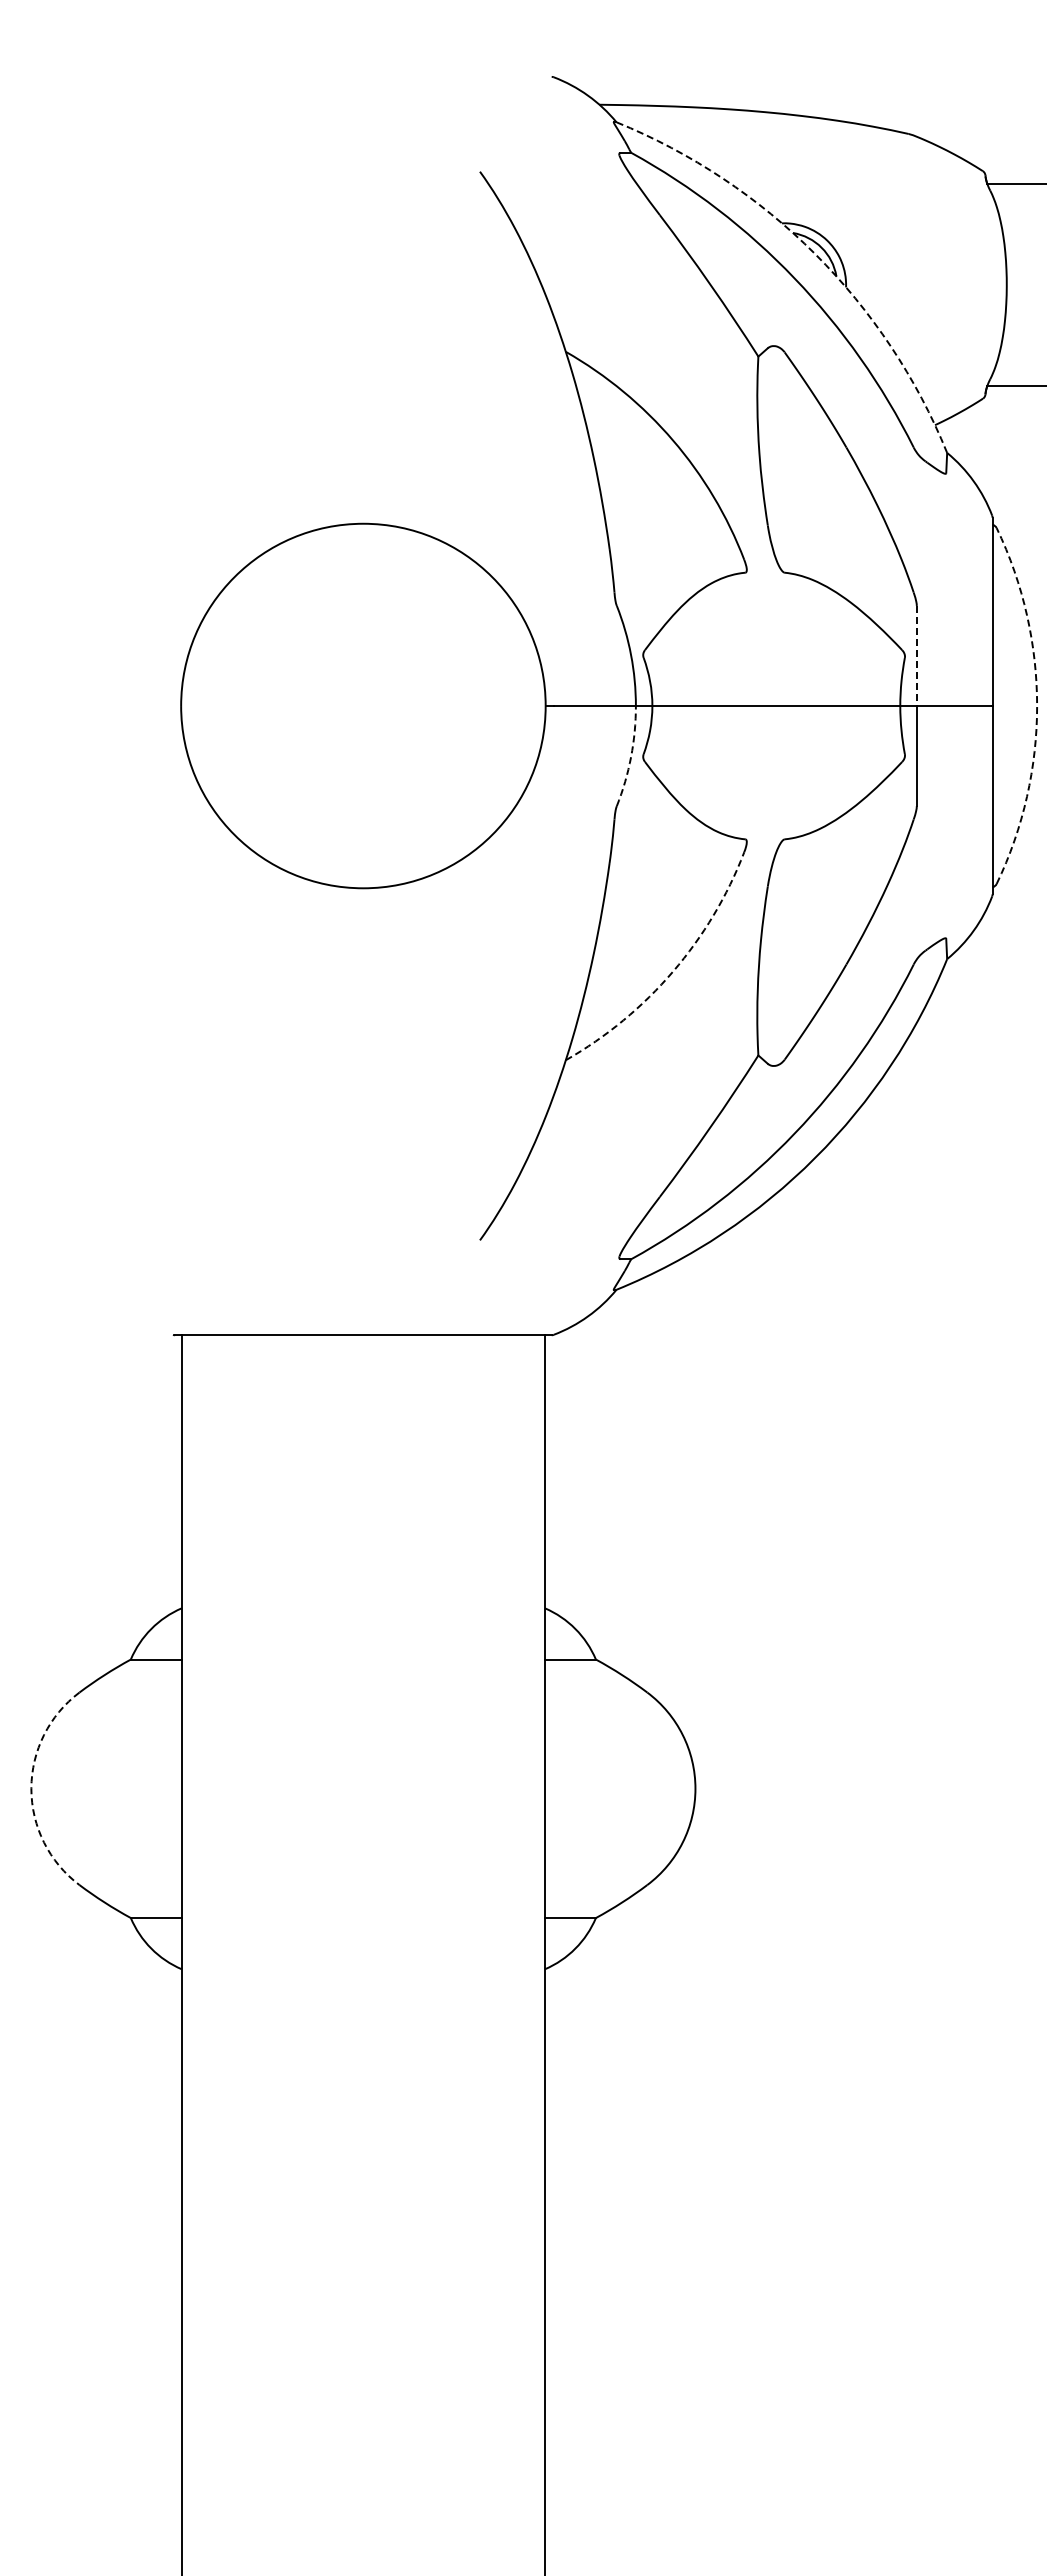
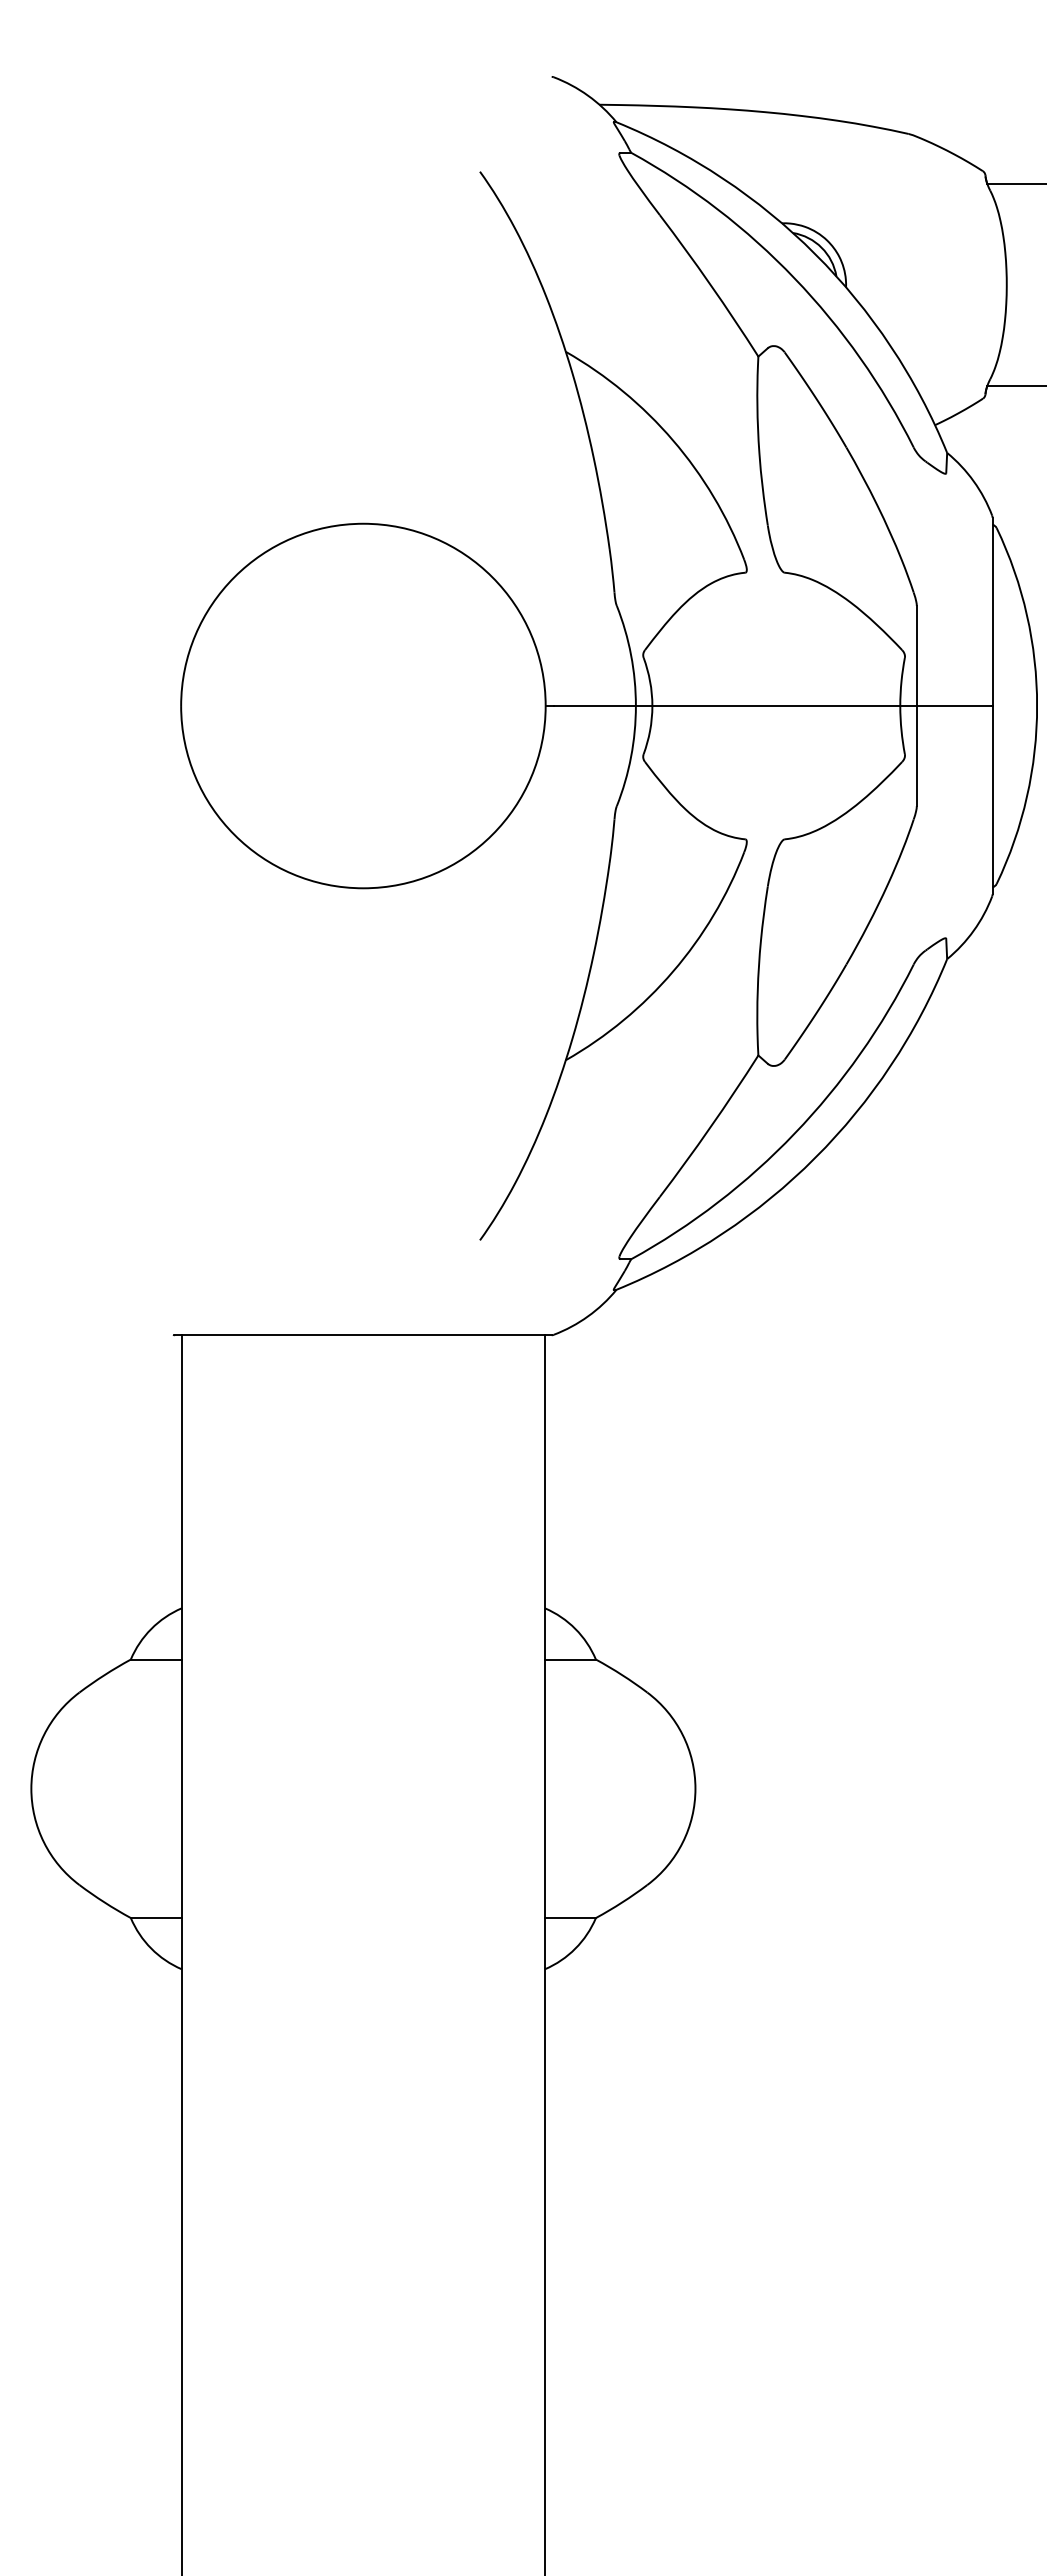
arc: dashed -> solid (815, 254)
line: dashed -> solid (916, 656)
arc: dashed -> solid (1037, 706)
arc: dashed -> solid (631, 756)
arc: dashed -> solid (673, 971)
arc: dashed -> solid (31, 1788)
